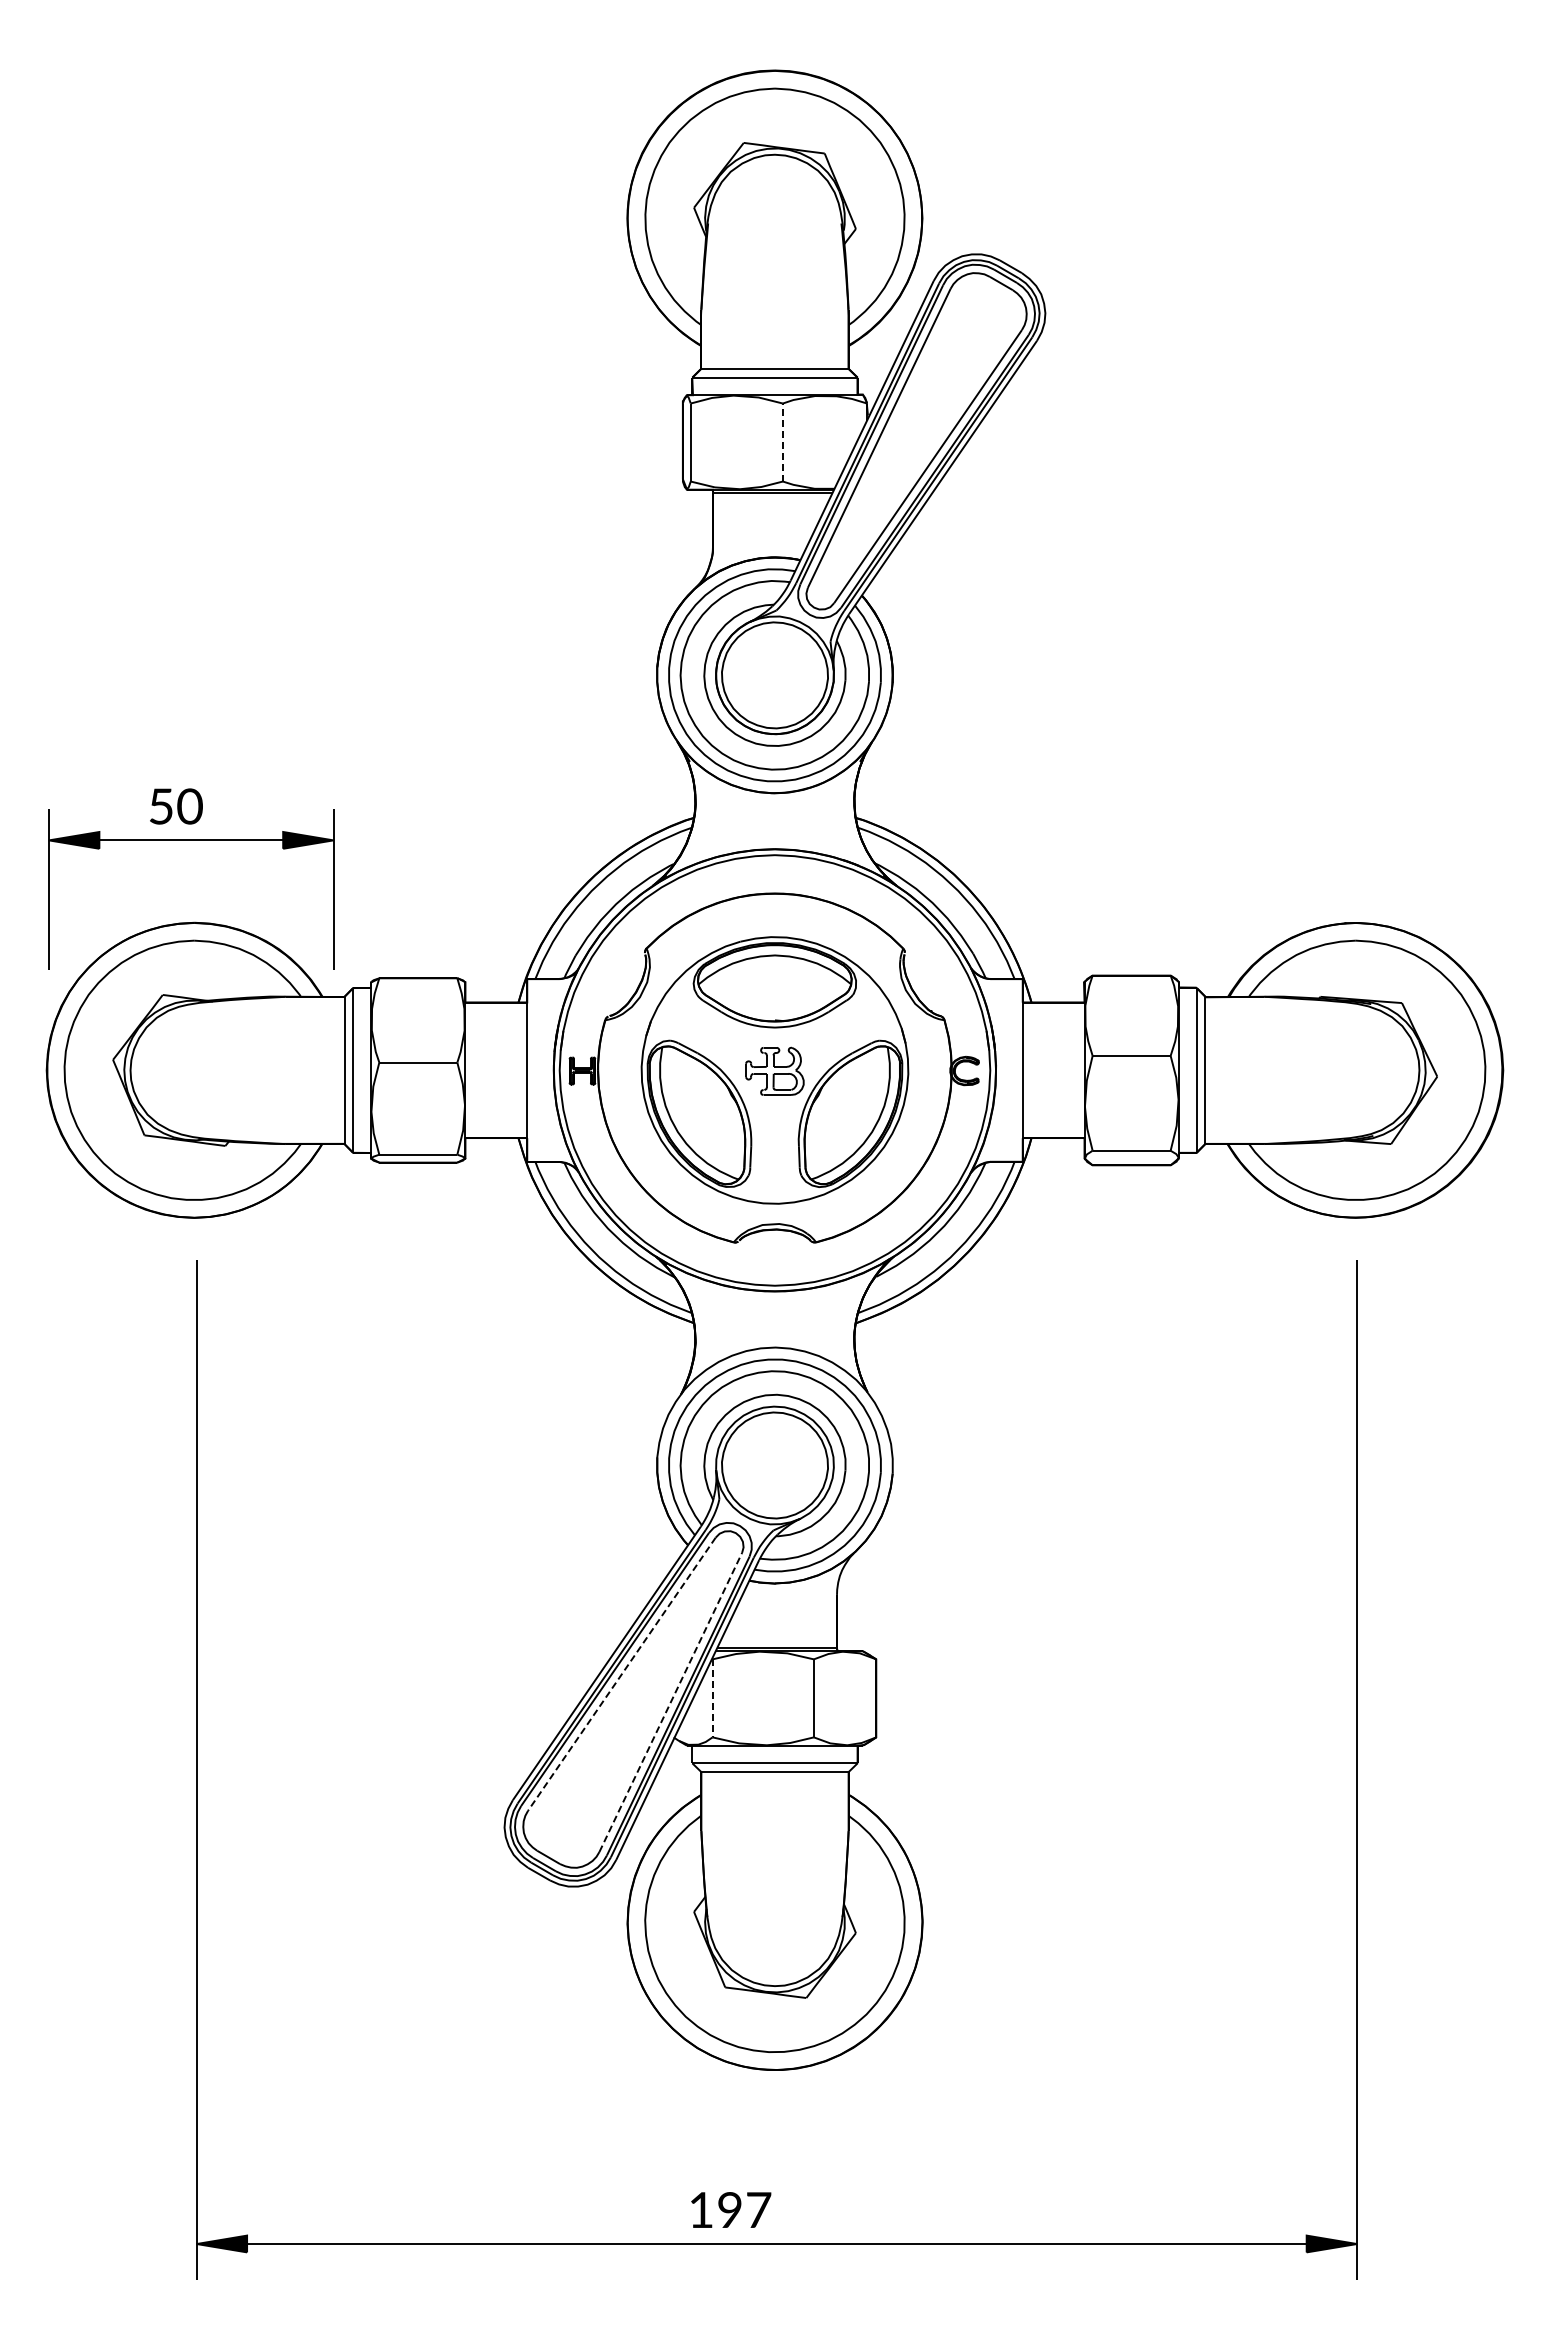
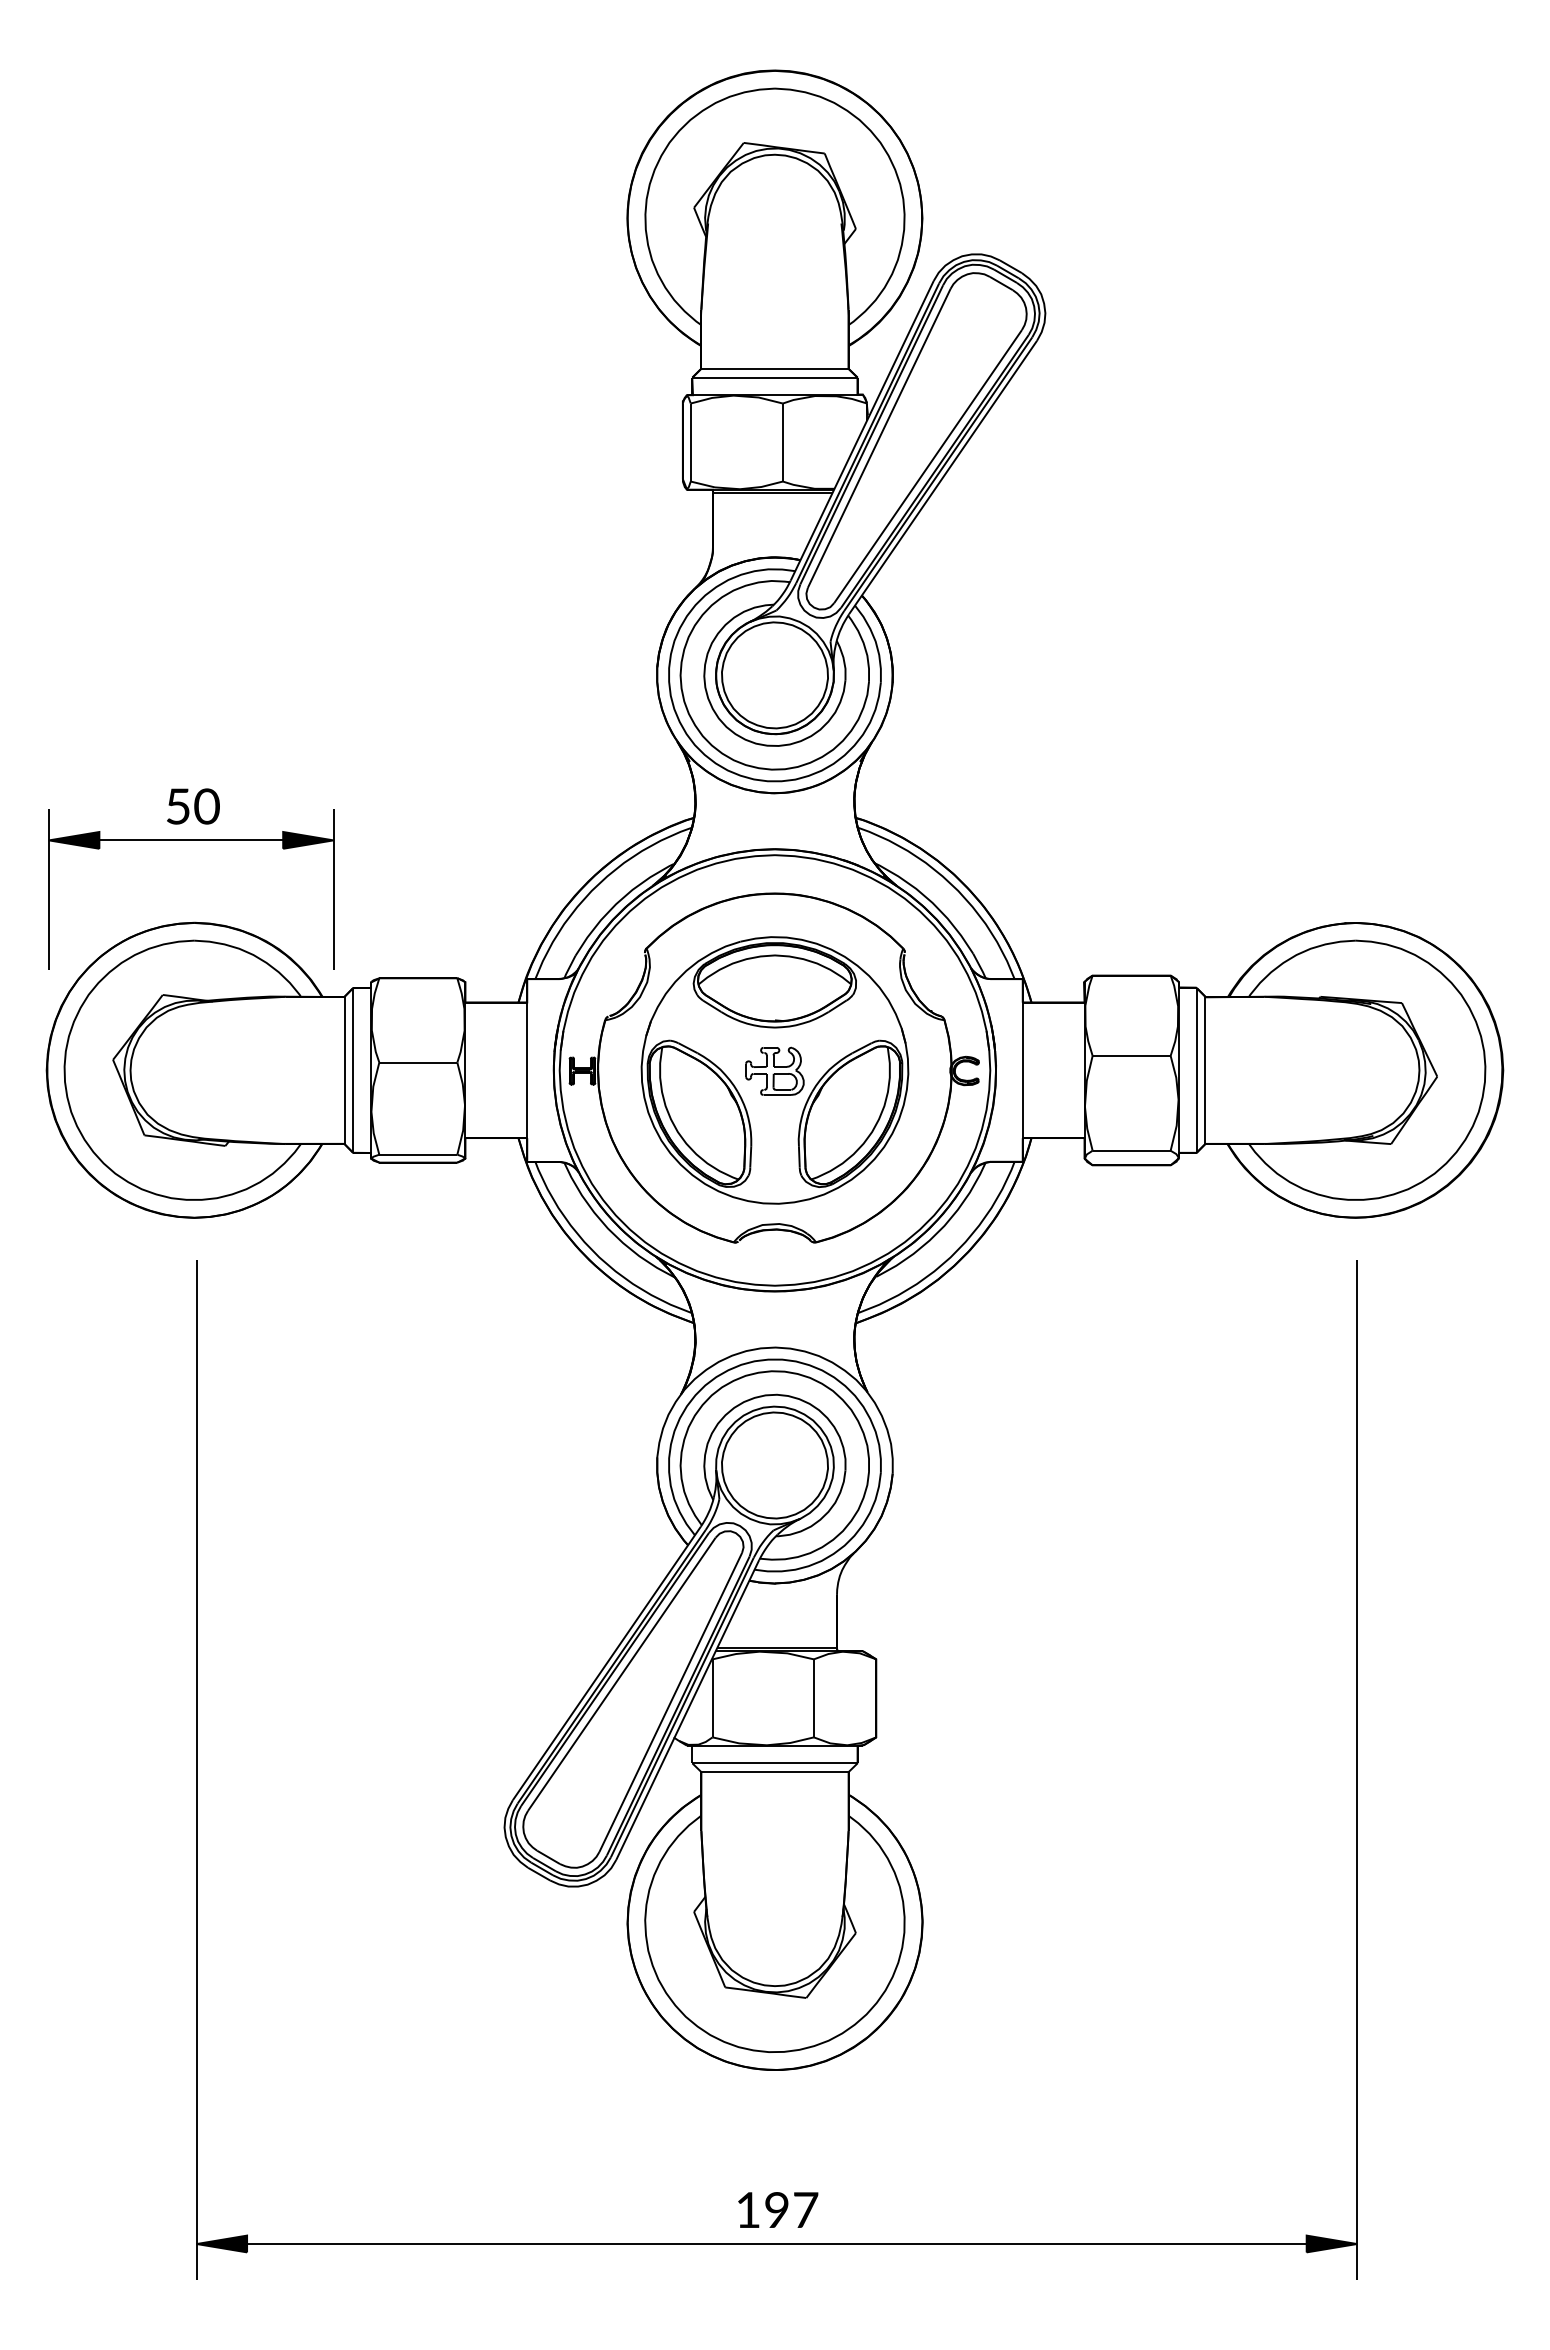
line: dashed -> solid (782, 442)
text position: (176, 806) -> (193, 806) (193, 806)
line: dashed -> solid (621, 1674)
line: dashed -> solid (712, 1698)
line: dashed -> solid (670, 1702)
text position: (731, 2209) -> (778, 2209) (778, 2209)
